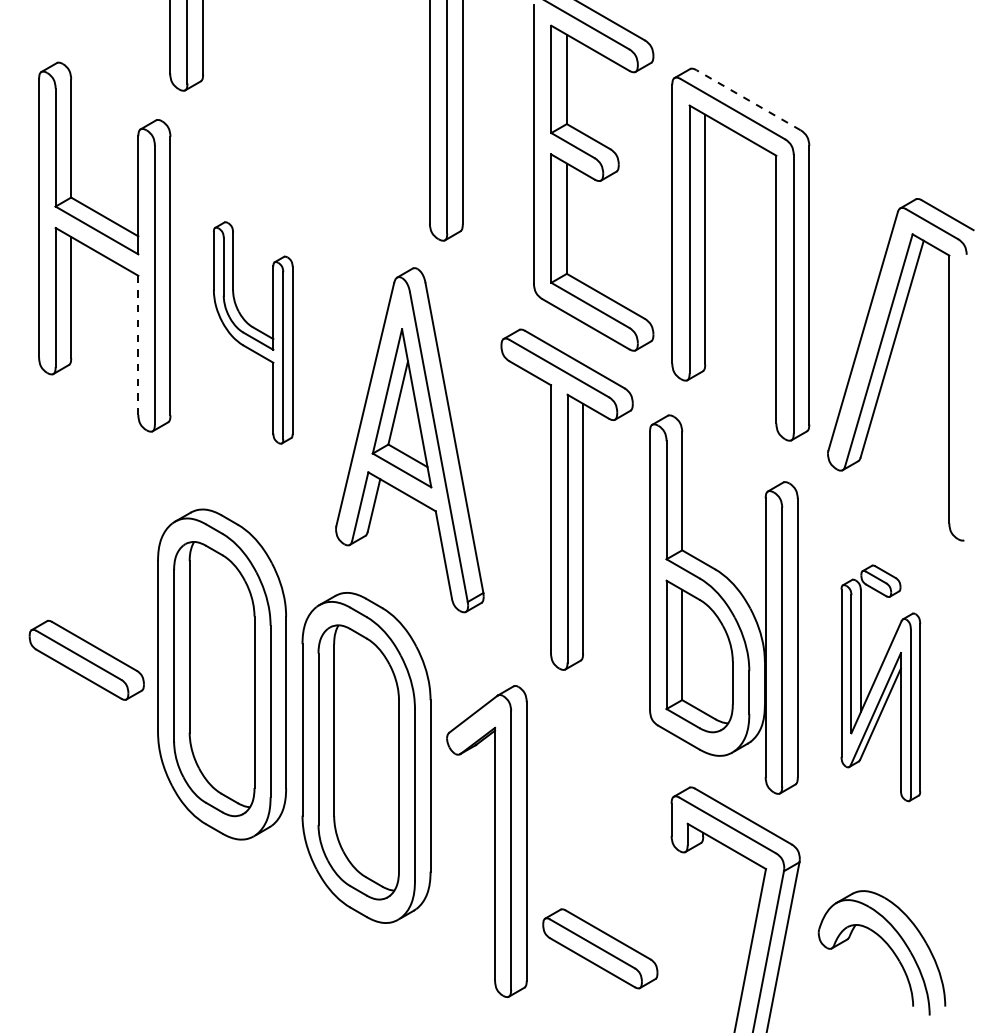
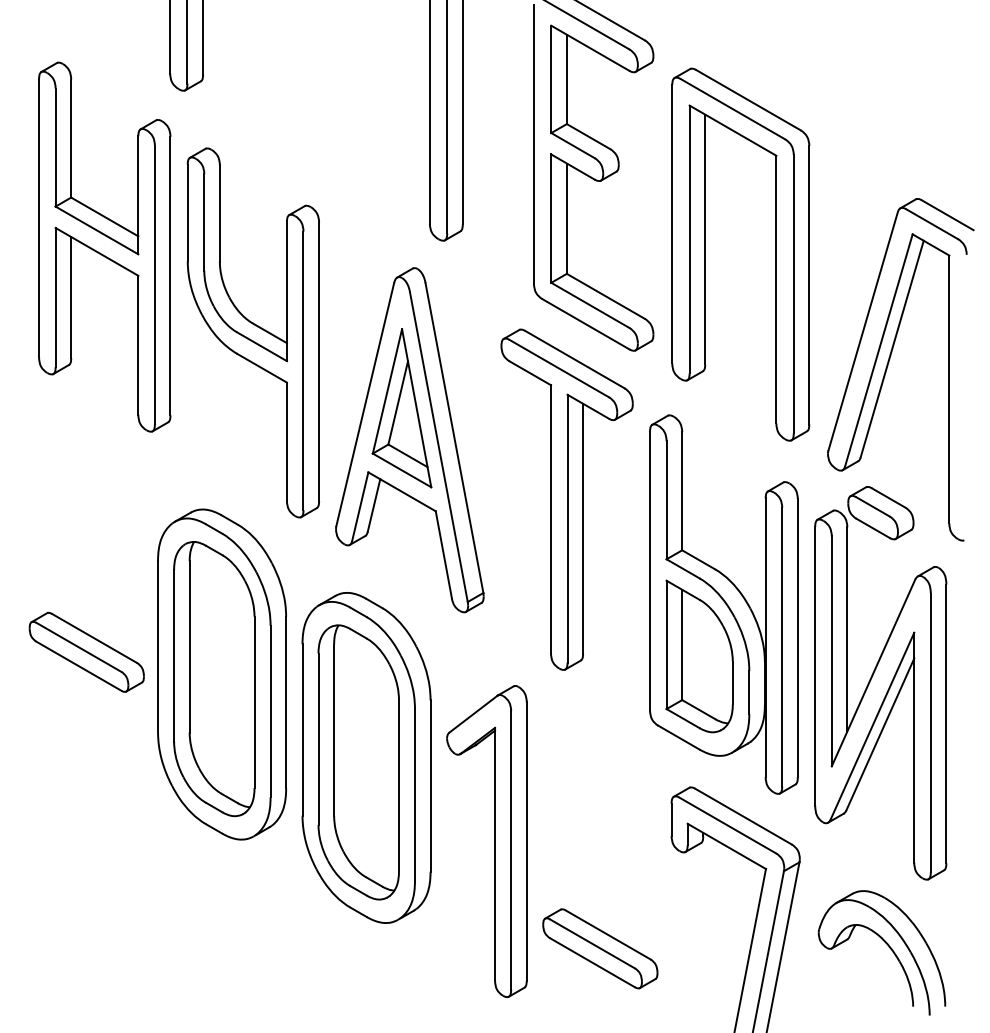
line: dashed -> solid (748, 100)
part size: 81x224 px -> 134x372 px (252, 332)
line: dashed -> solid (138, 345)
part position: (86, 659) -> (86, 651) (86, 651)
part size: 82x239 px -> 134x395 px (880, 683)
